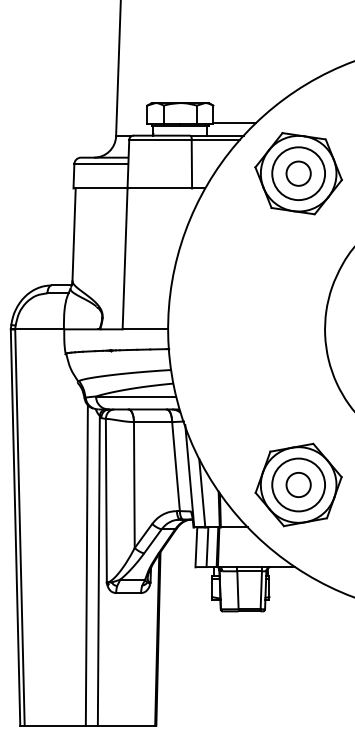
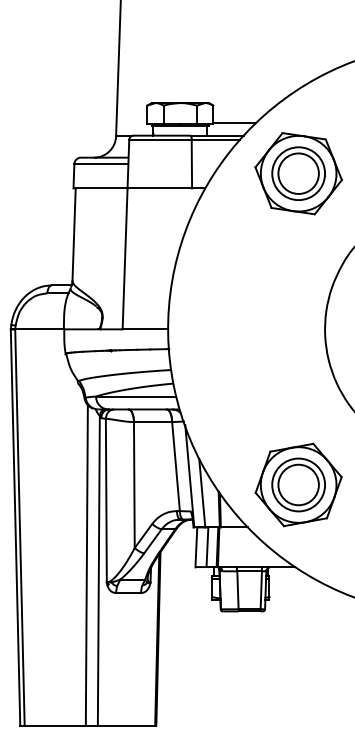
circle diameter: 24 px -> 41 px (298, 173)
circle diameter: 24 px -> 41 px (298, 484)
